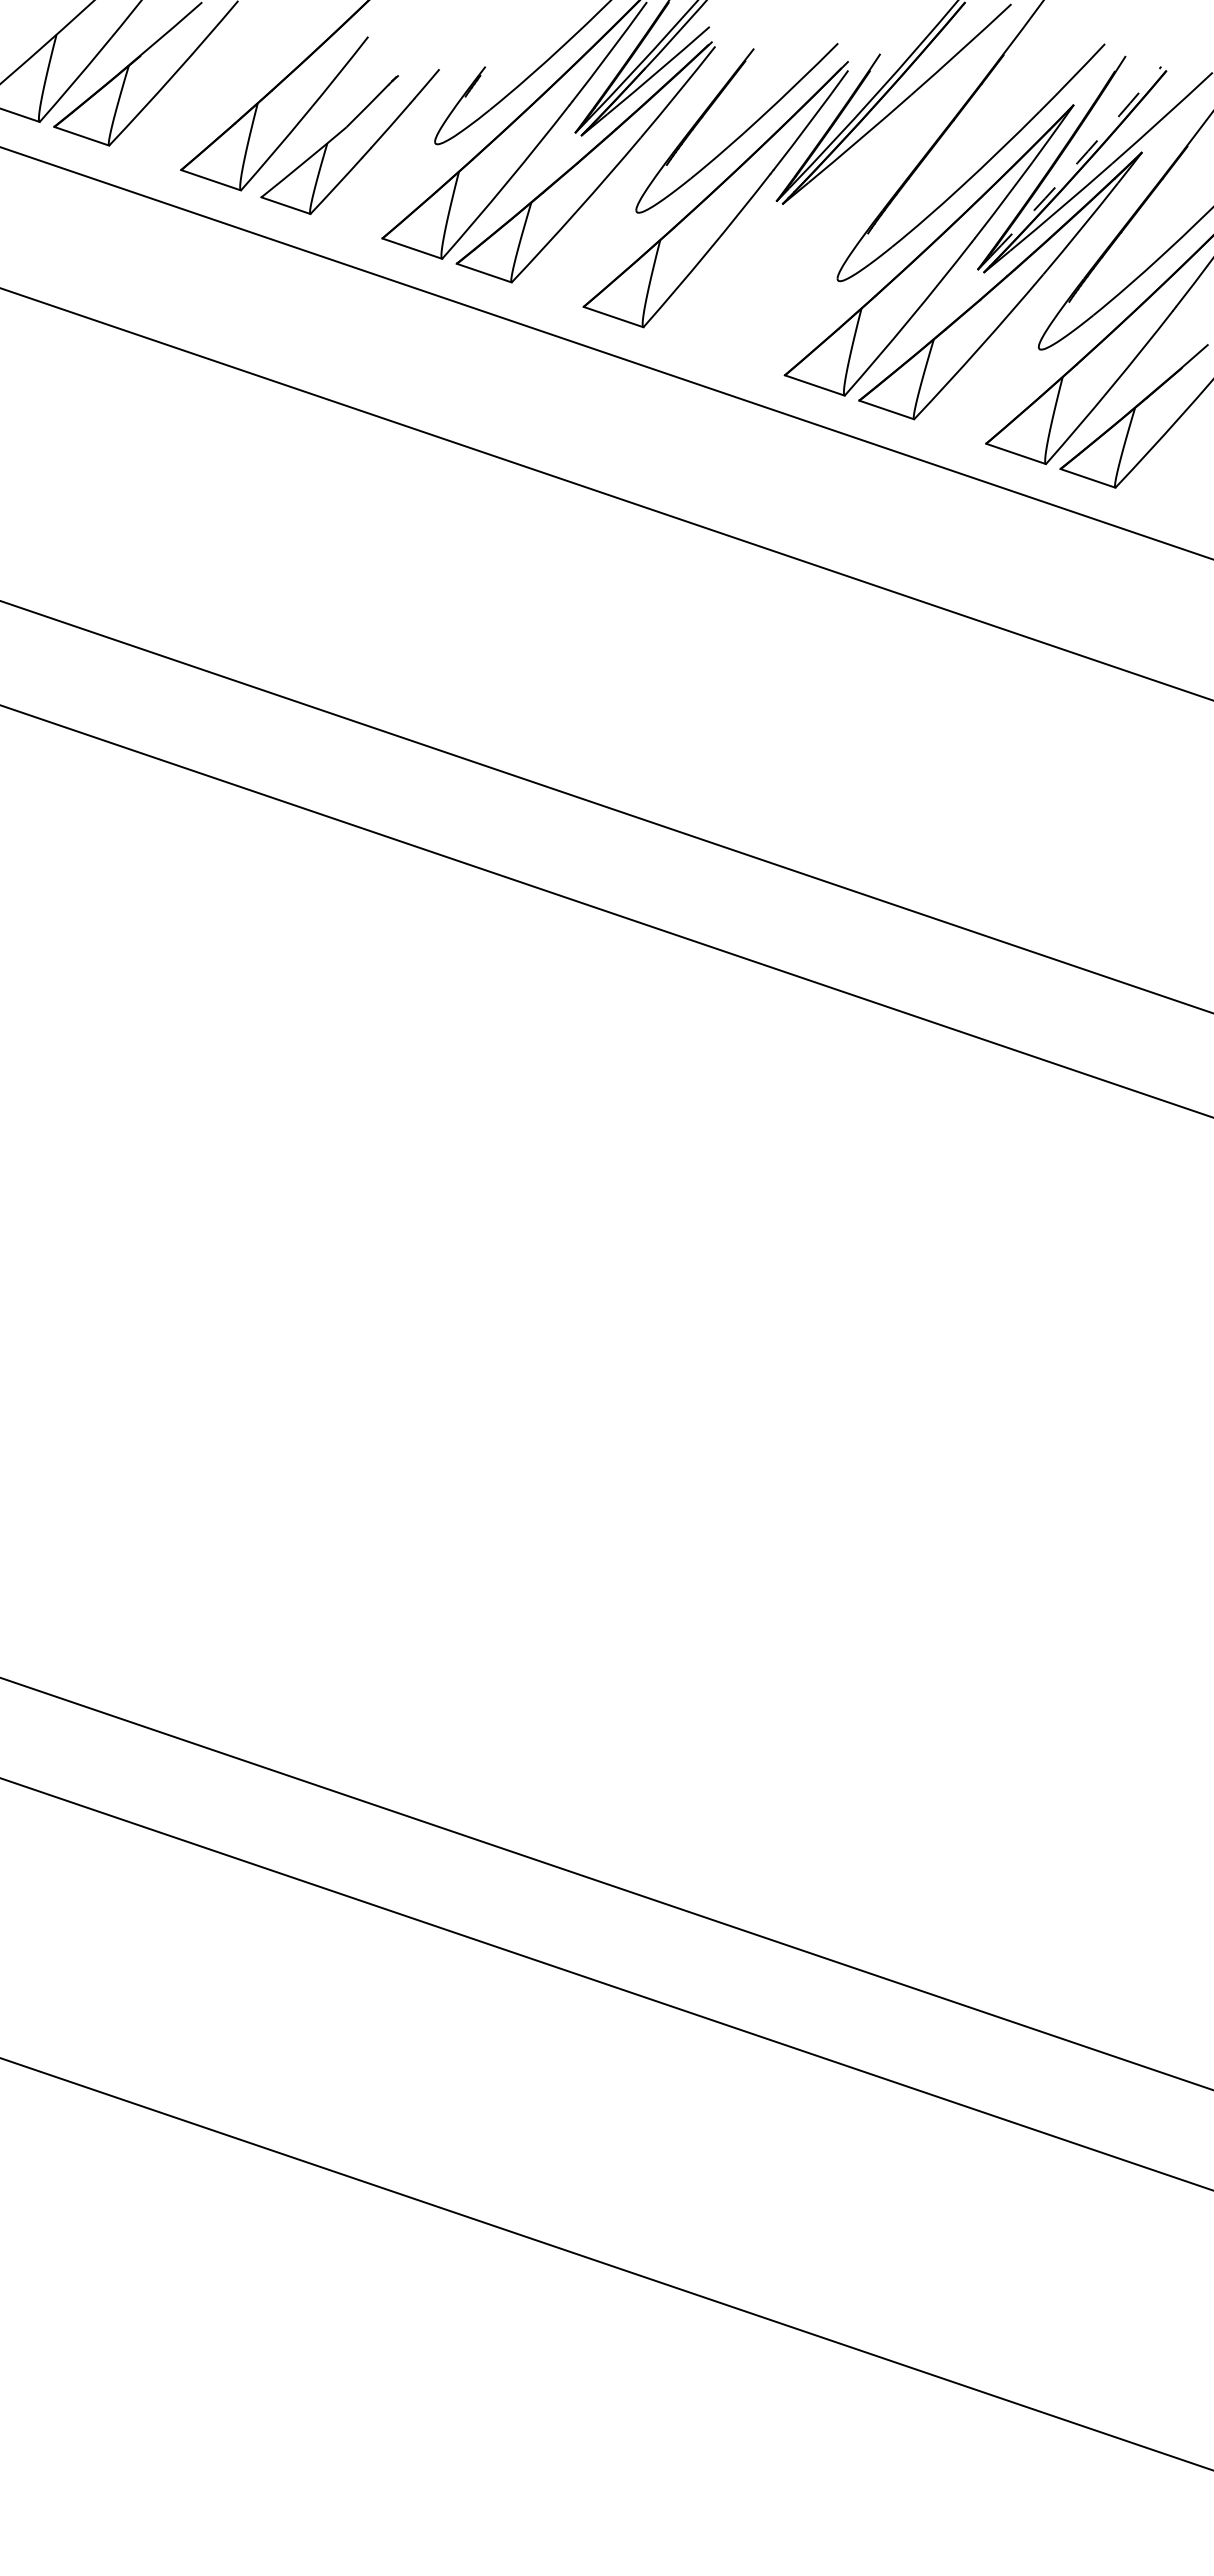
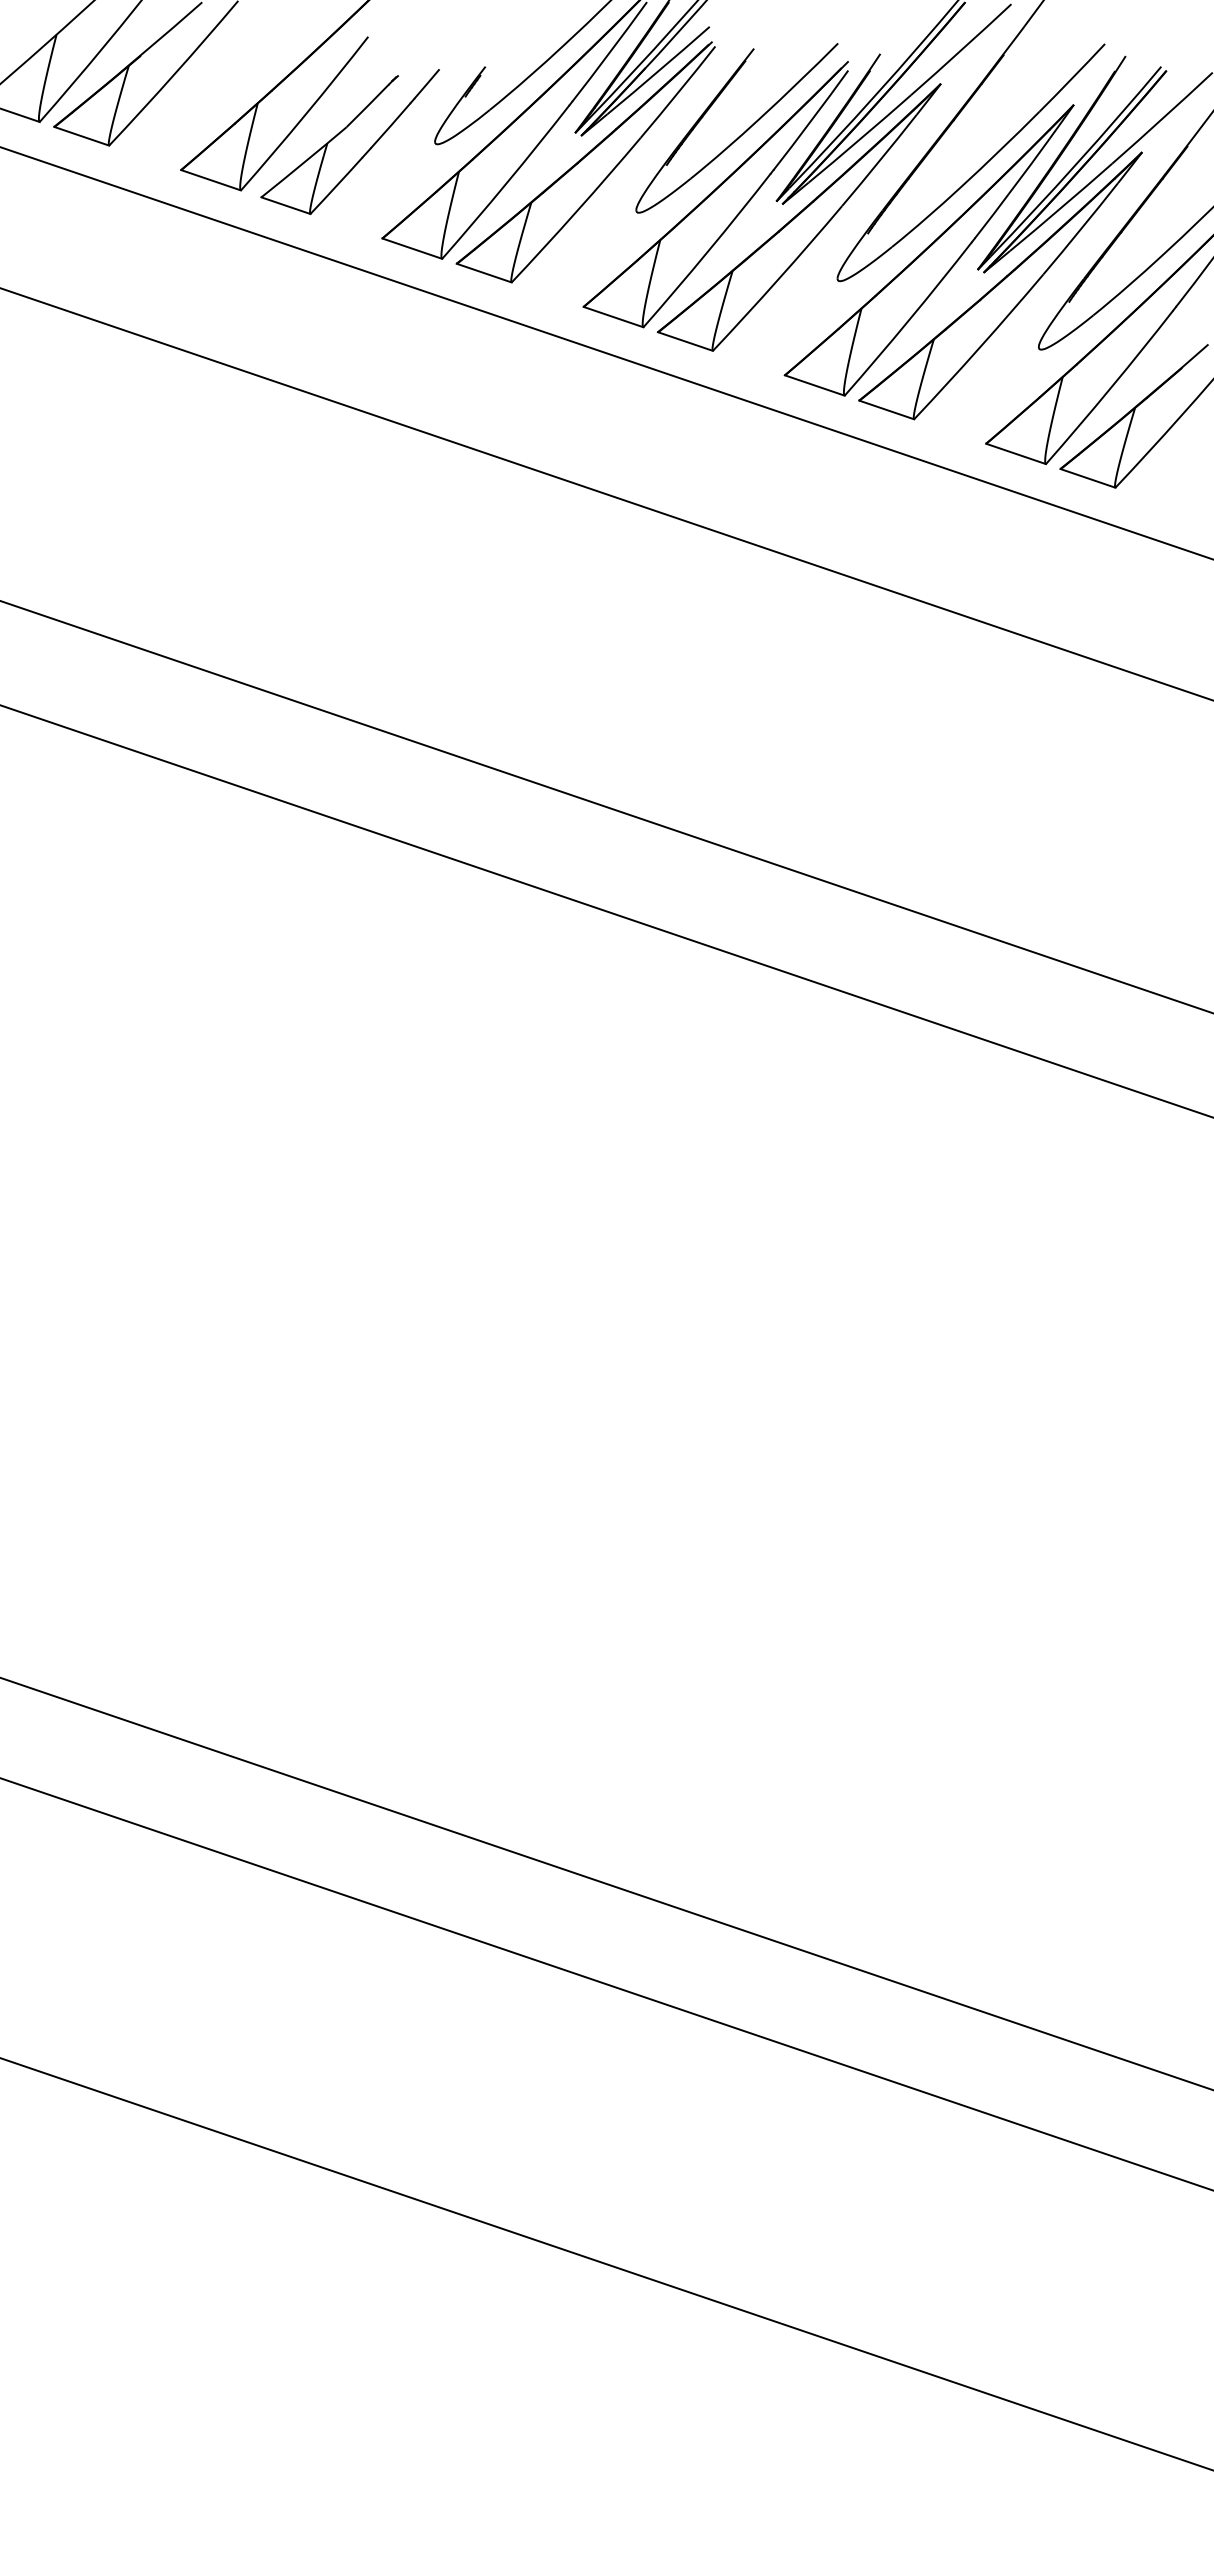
arc: dashed -> solid (1077, 163)
part: none -> present (798, 217)
